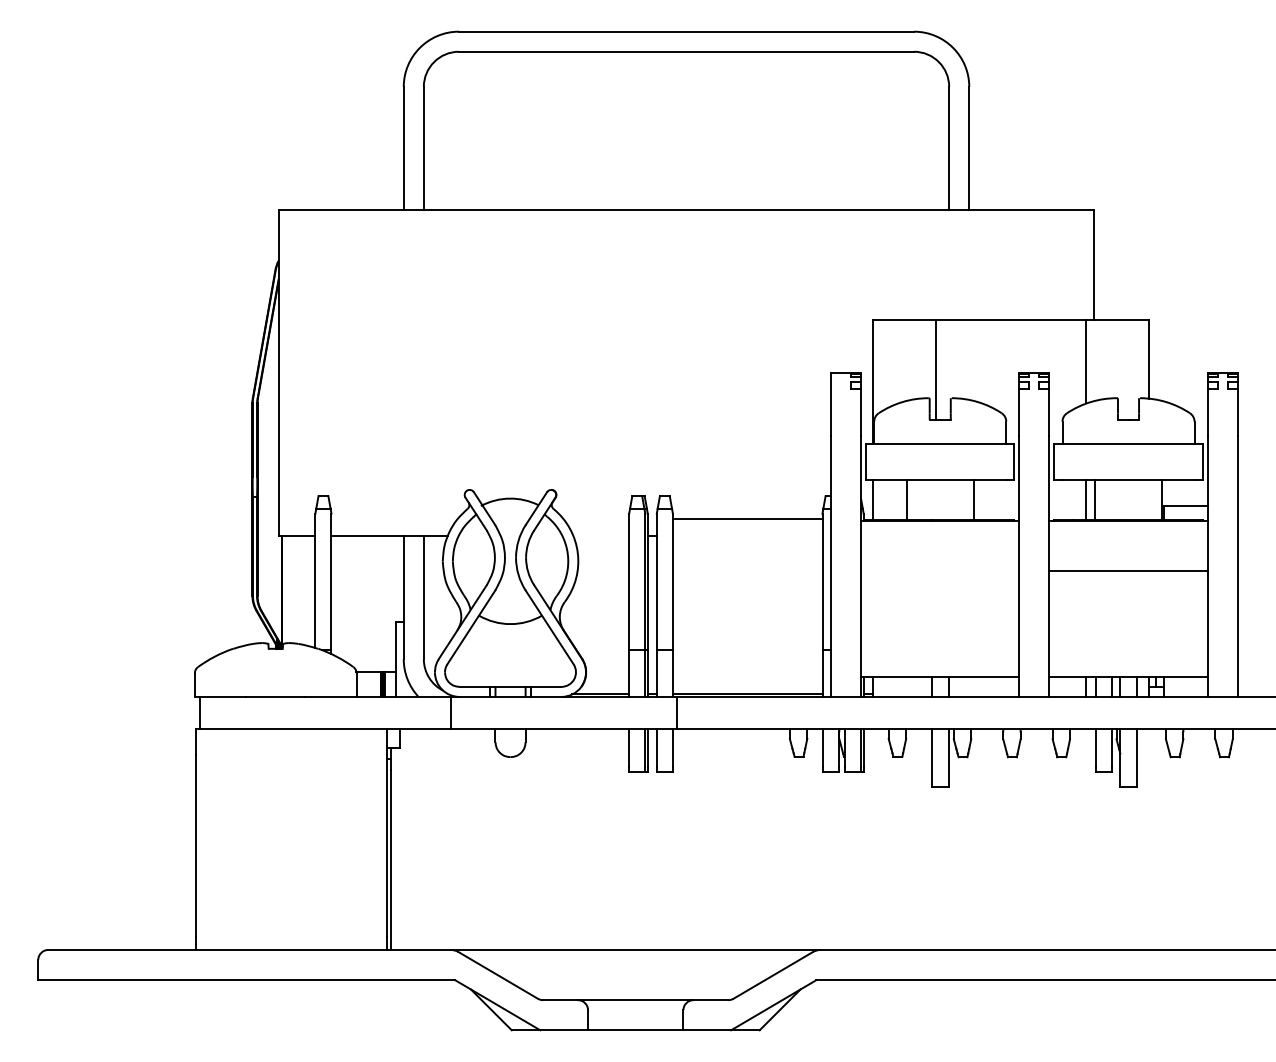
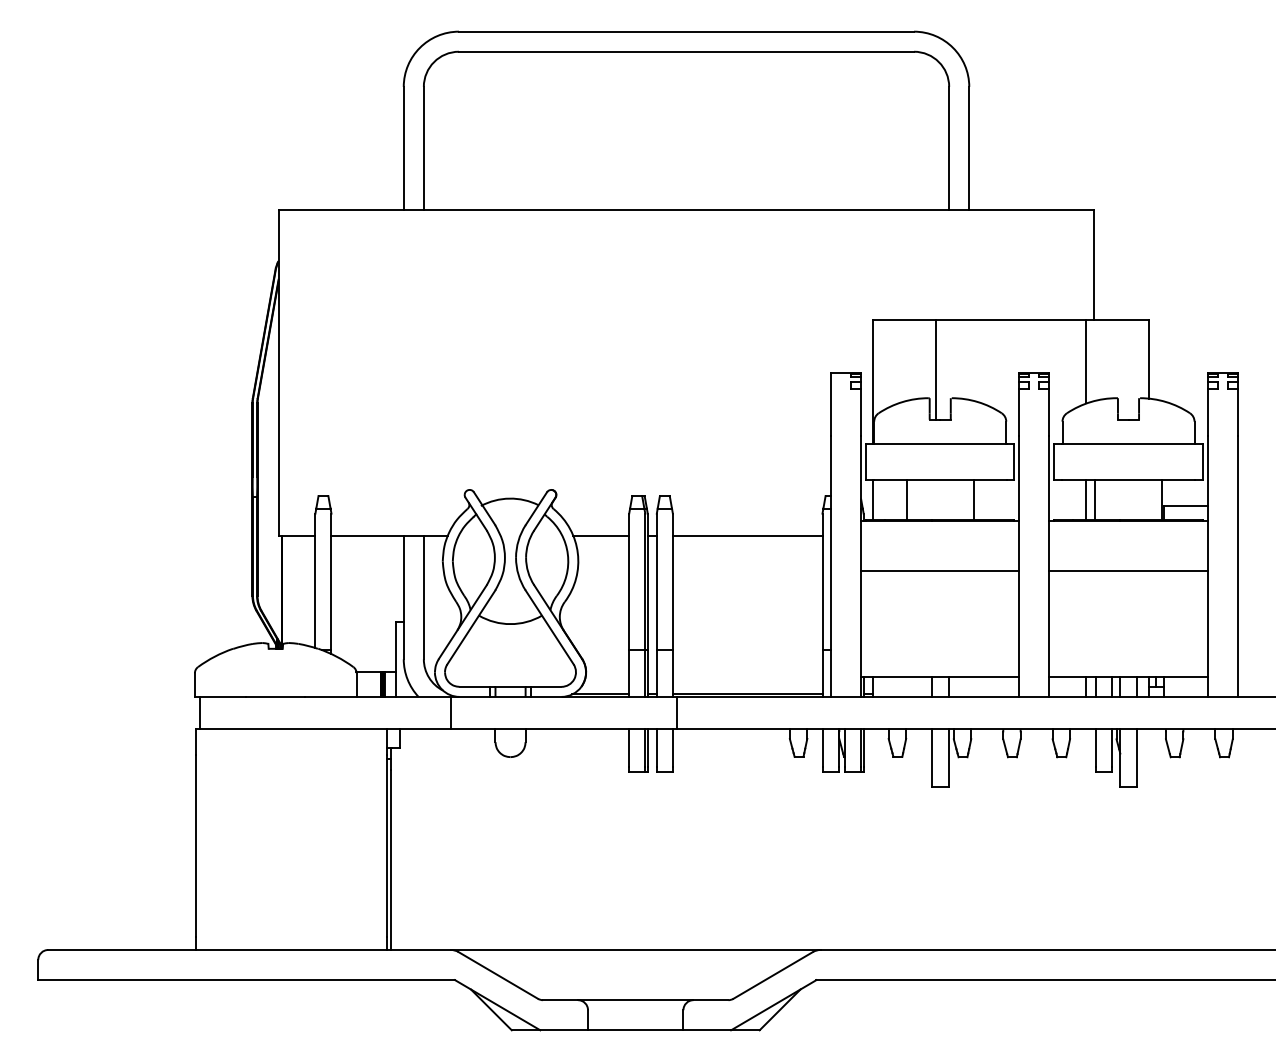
line position: (747, 518) -> (747, 535) (747, 535)
line: none -> present (601, 535)
line: none -> present (940, 571)
